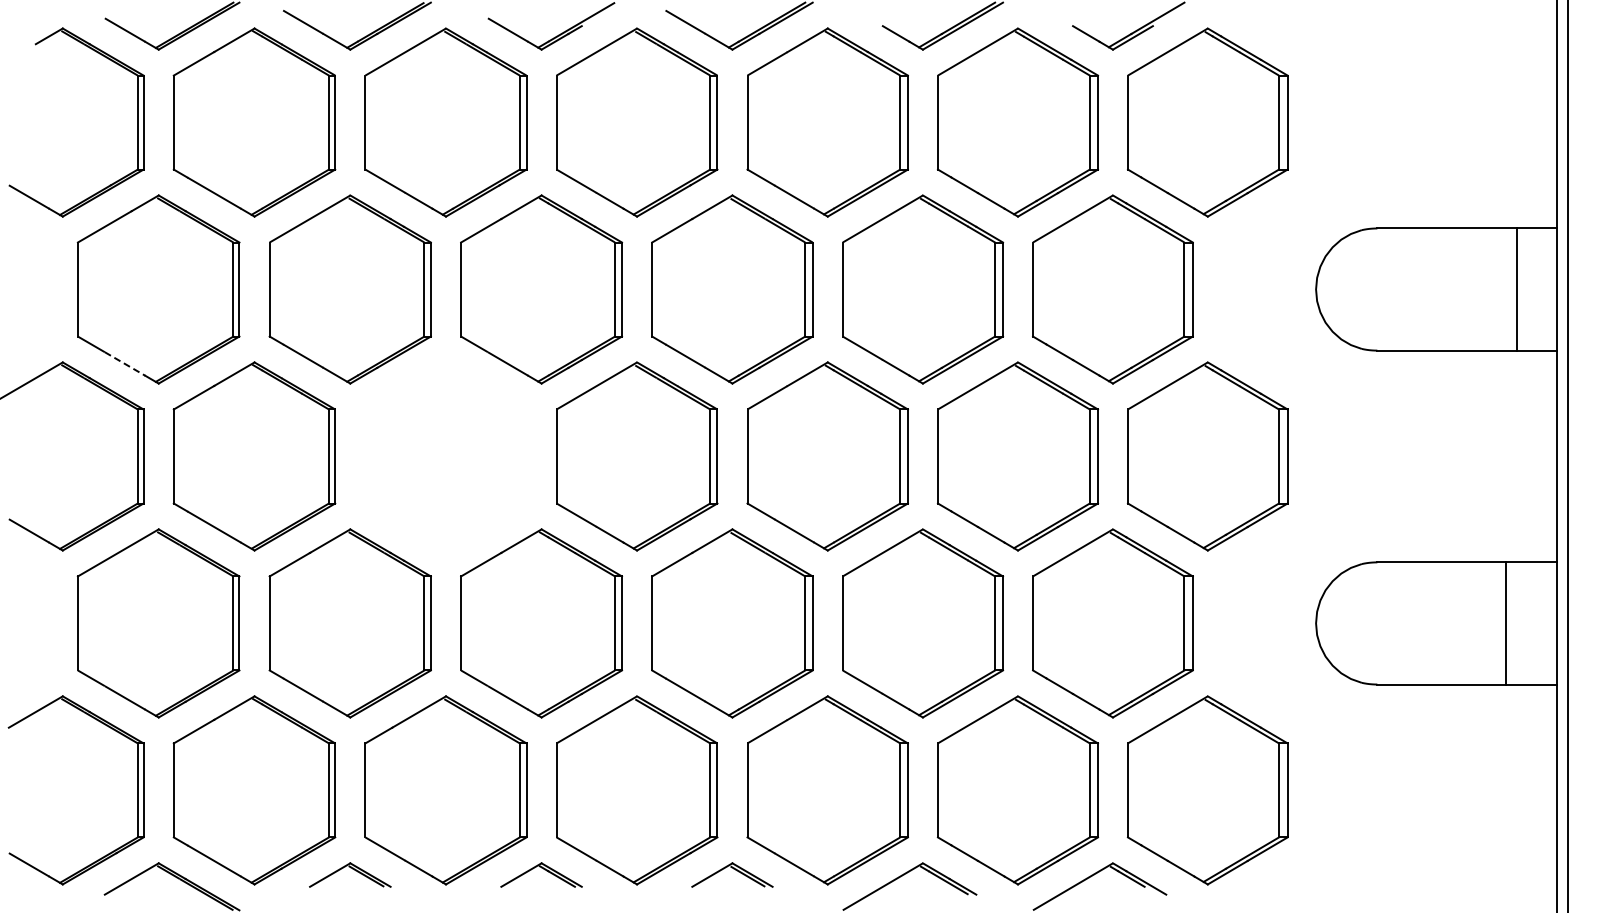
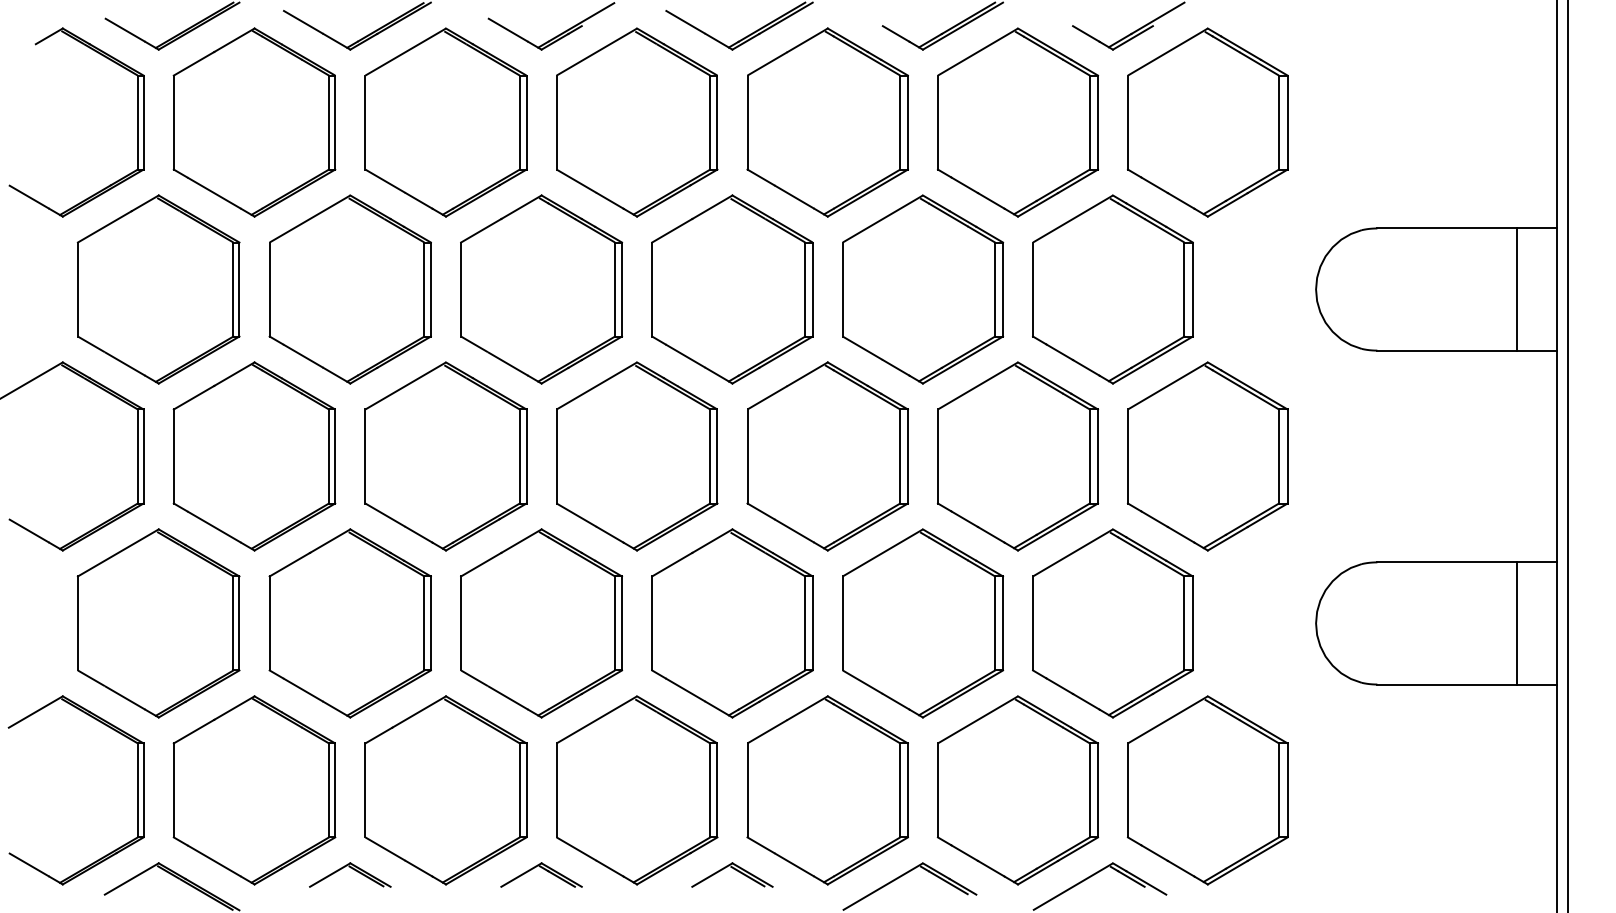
line: dashed -> solid (125, 364)
part: none -> present (445, 456)
line position: (1505, 623) -> (1516, 623) (1516, 623)
